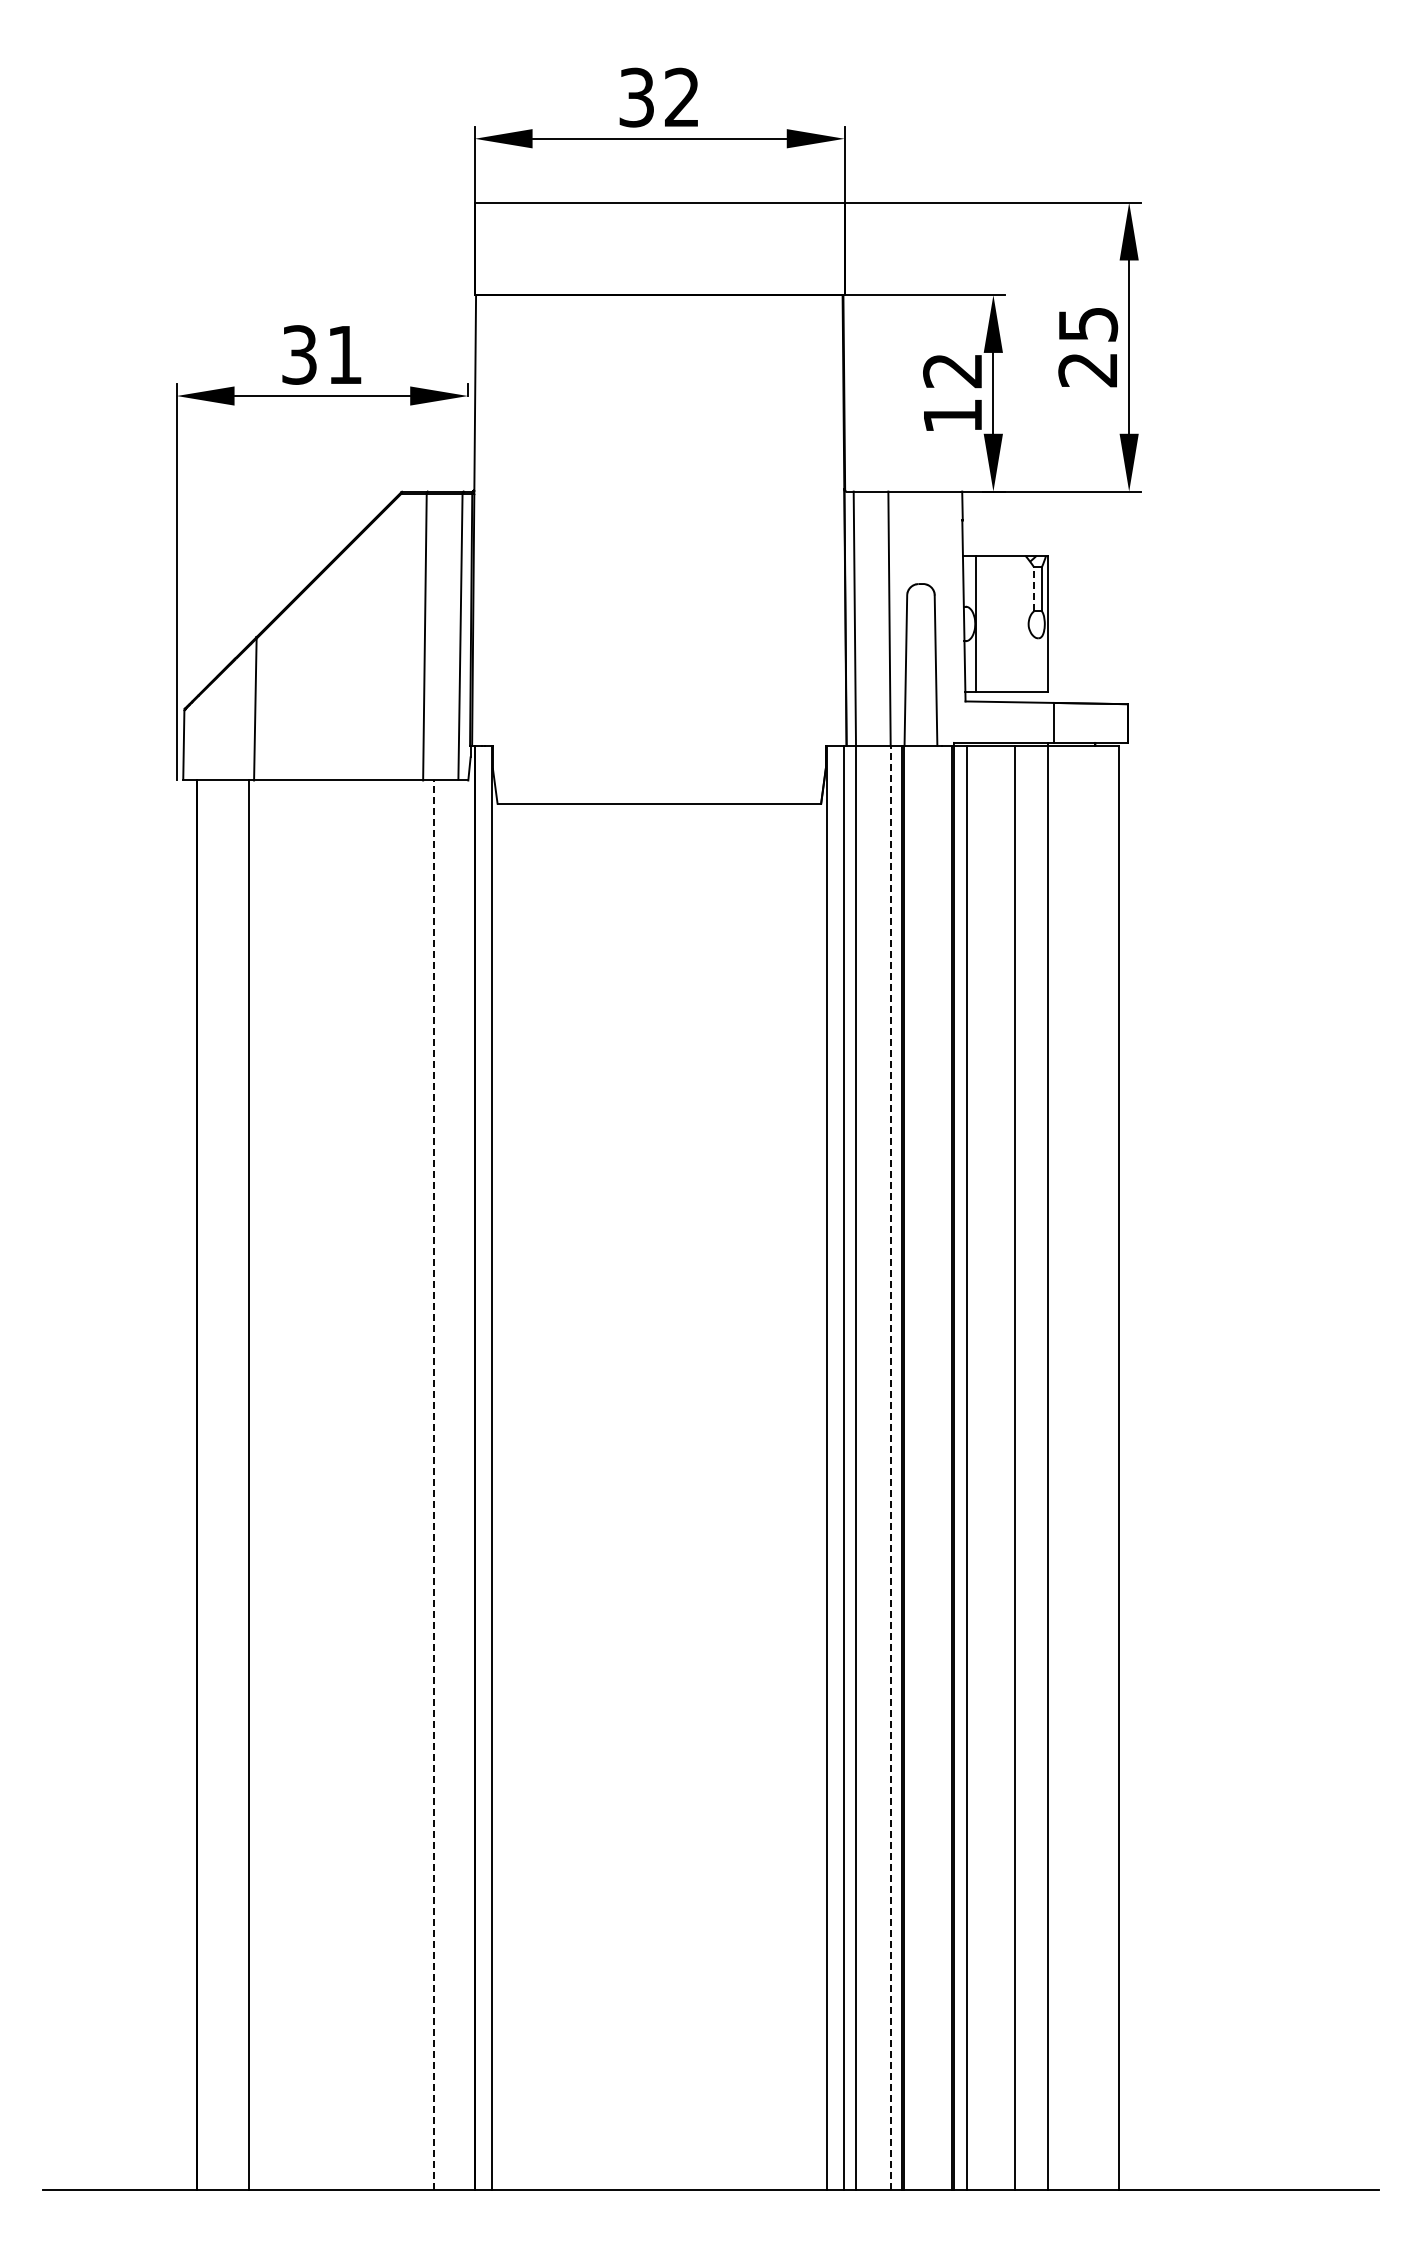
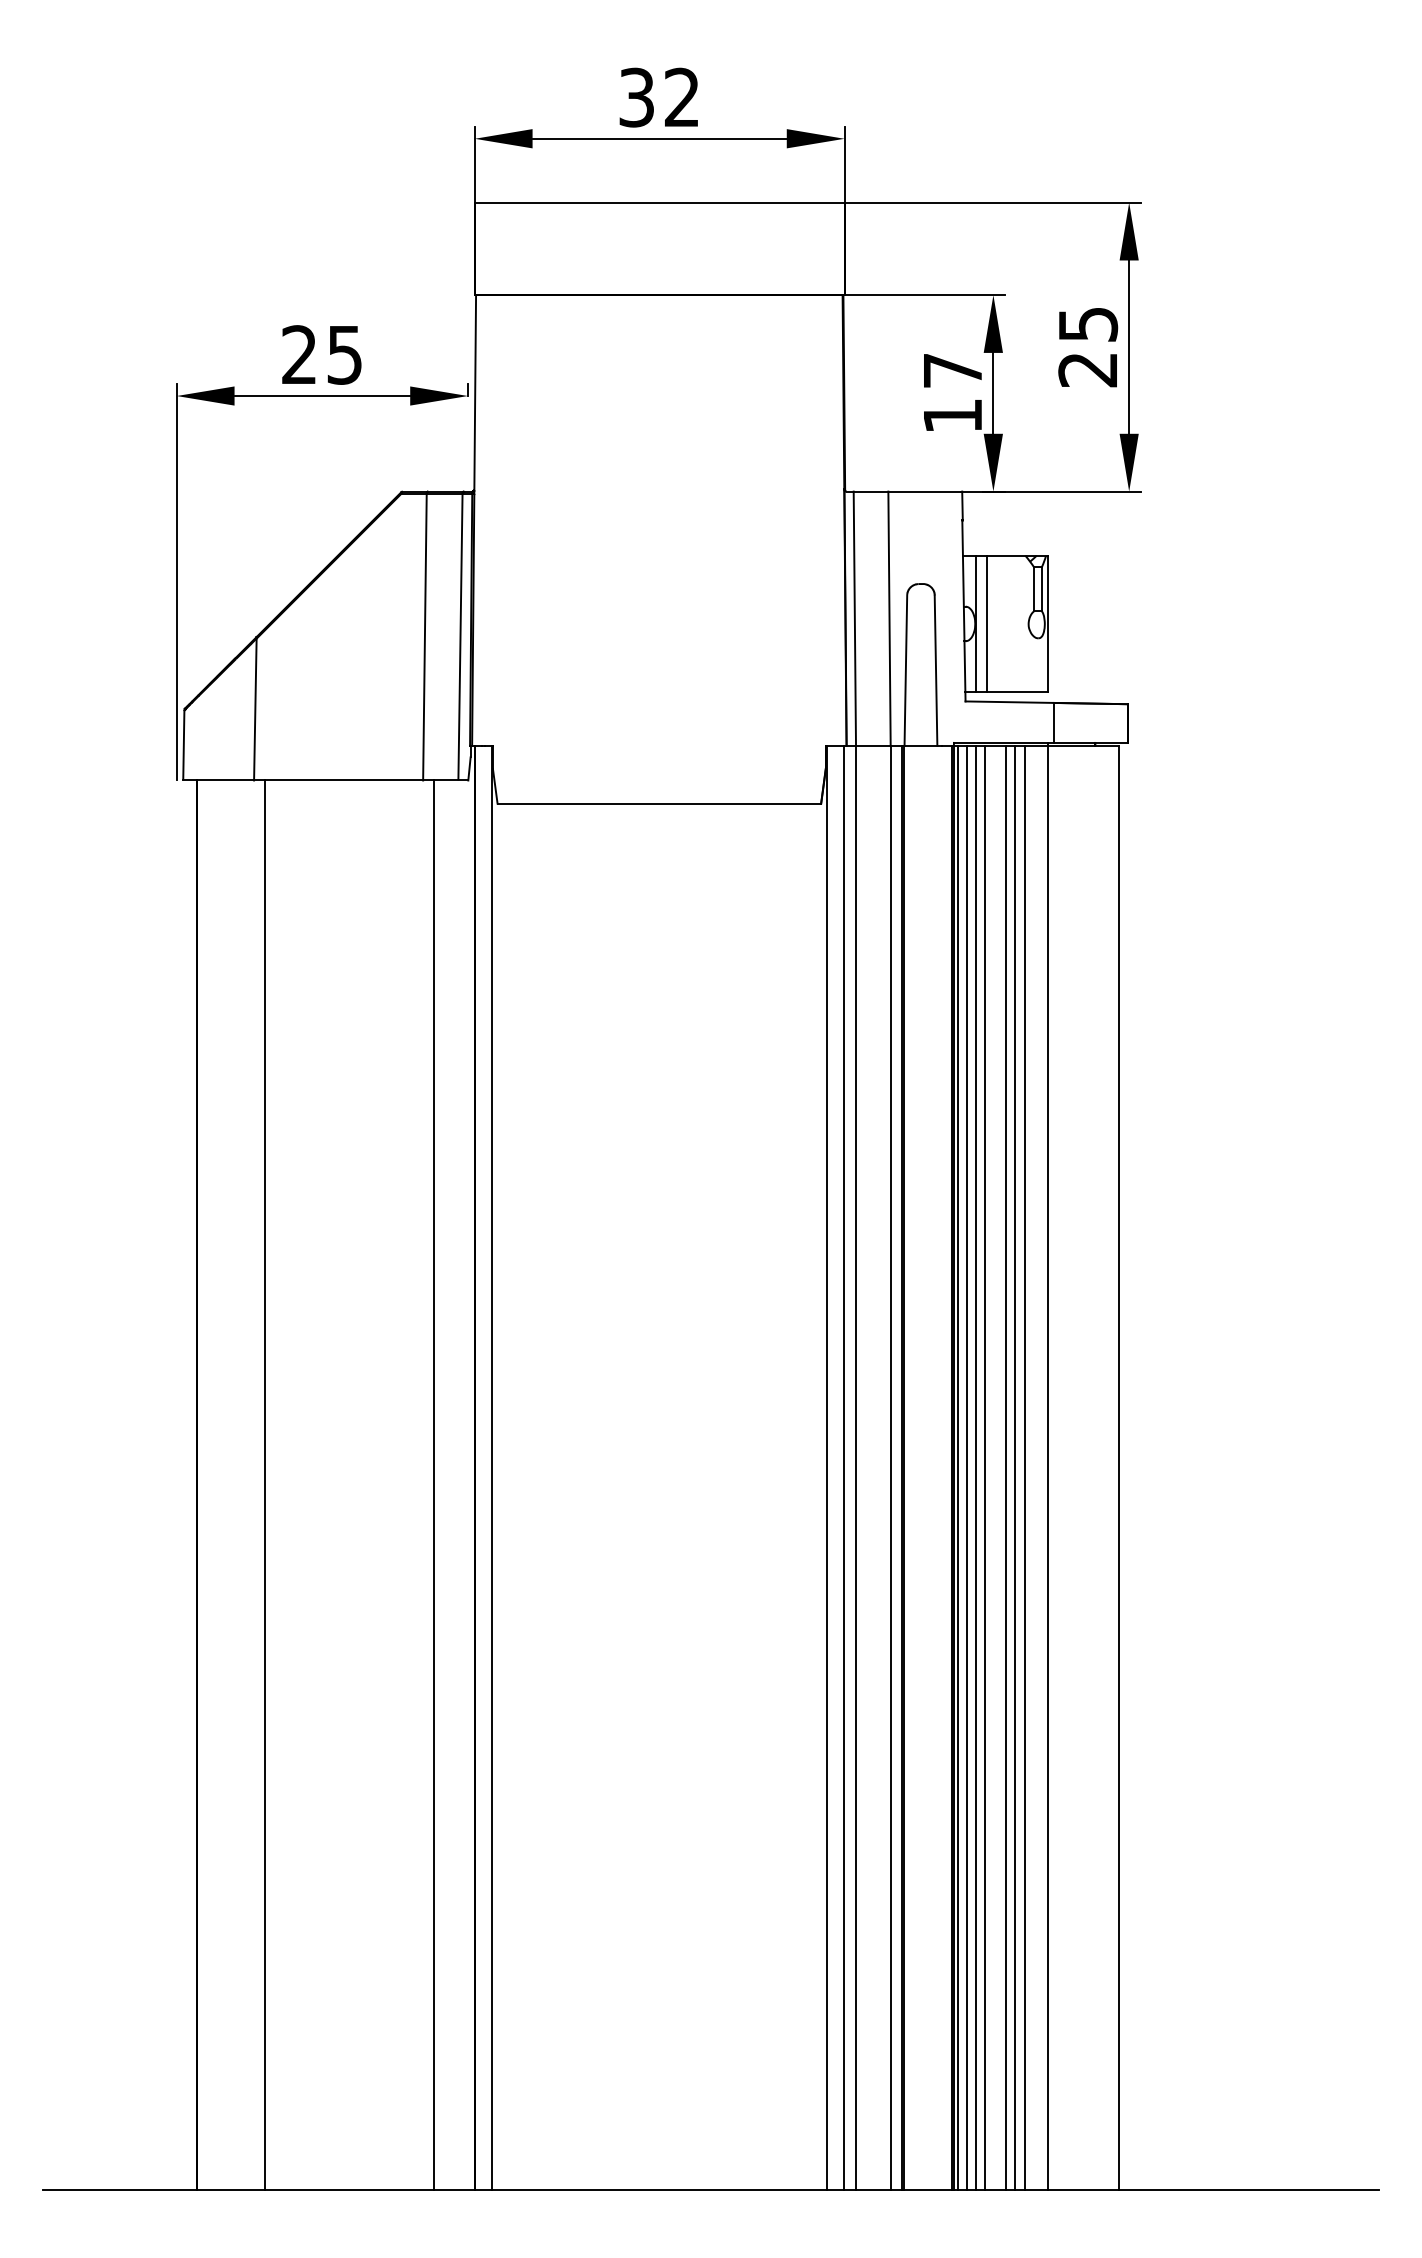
text: 31 -> 25 (321, 354)
text: 12 -> 17 (952, 371)
line: dashed -> solid (1034, 588)
line: none -> present (986, 623)
line: dashed -> solid (890, 1467)
line: none -> present (957, 1467)
line: none -> present (976, 1467)
line: none -> present (985, 1467)
line: none -> present (1006, 1467)
line: none -> present (1024, 1467)
line position: (248, 1485) -> (264, 1485) (264, 1485)
line: dashed -> solid (433, 1485)
